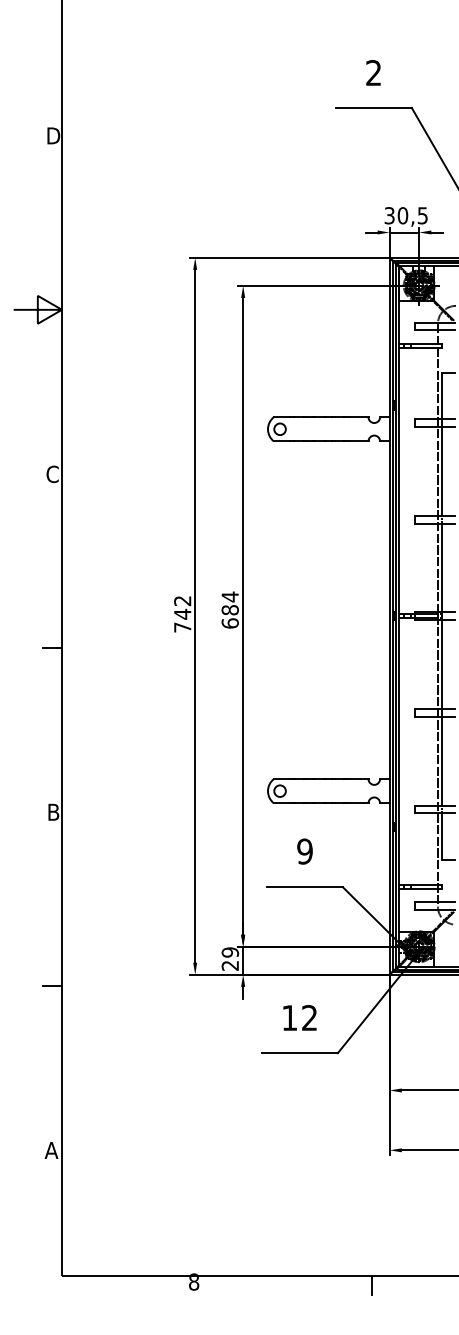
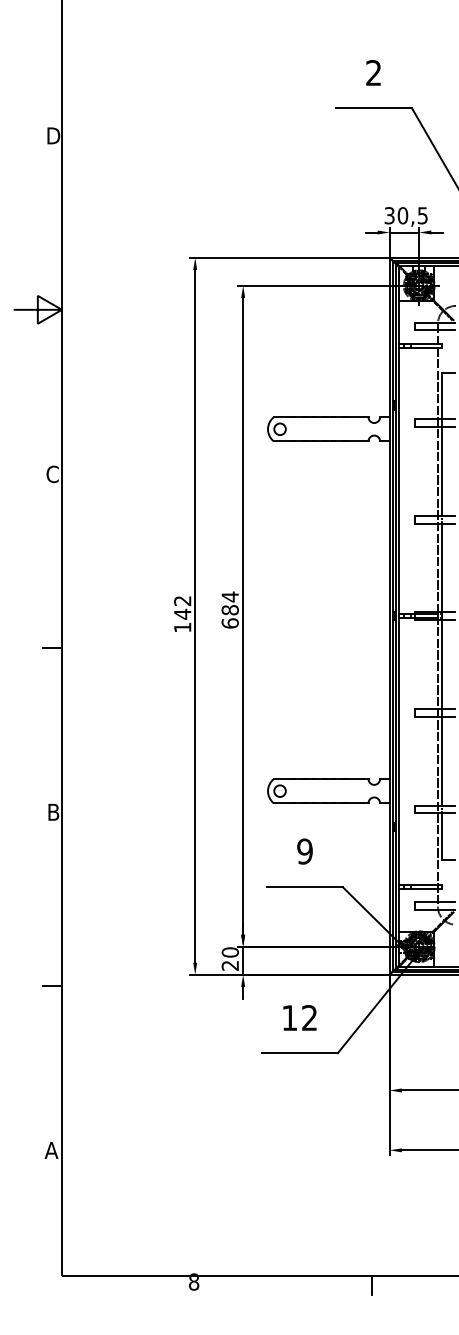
text: 742 -> 142 (182, 627)
text: 29 -> 20 (230, 952)
